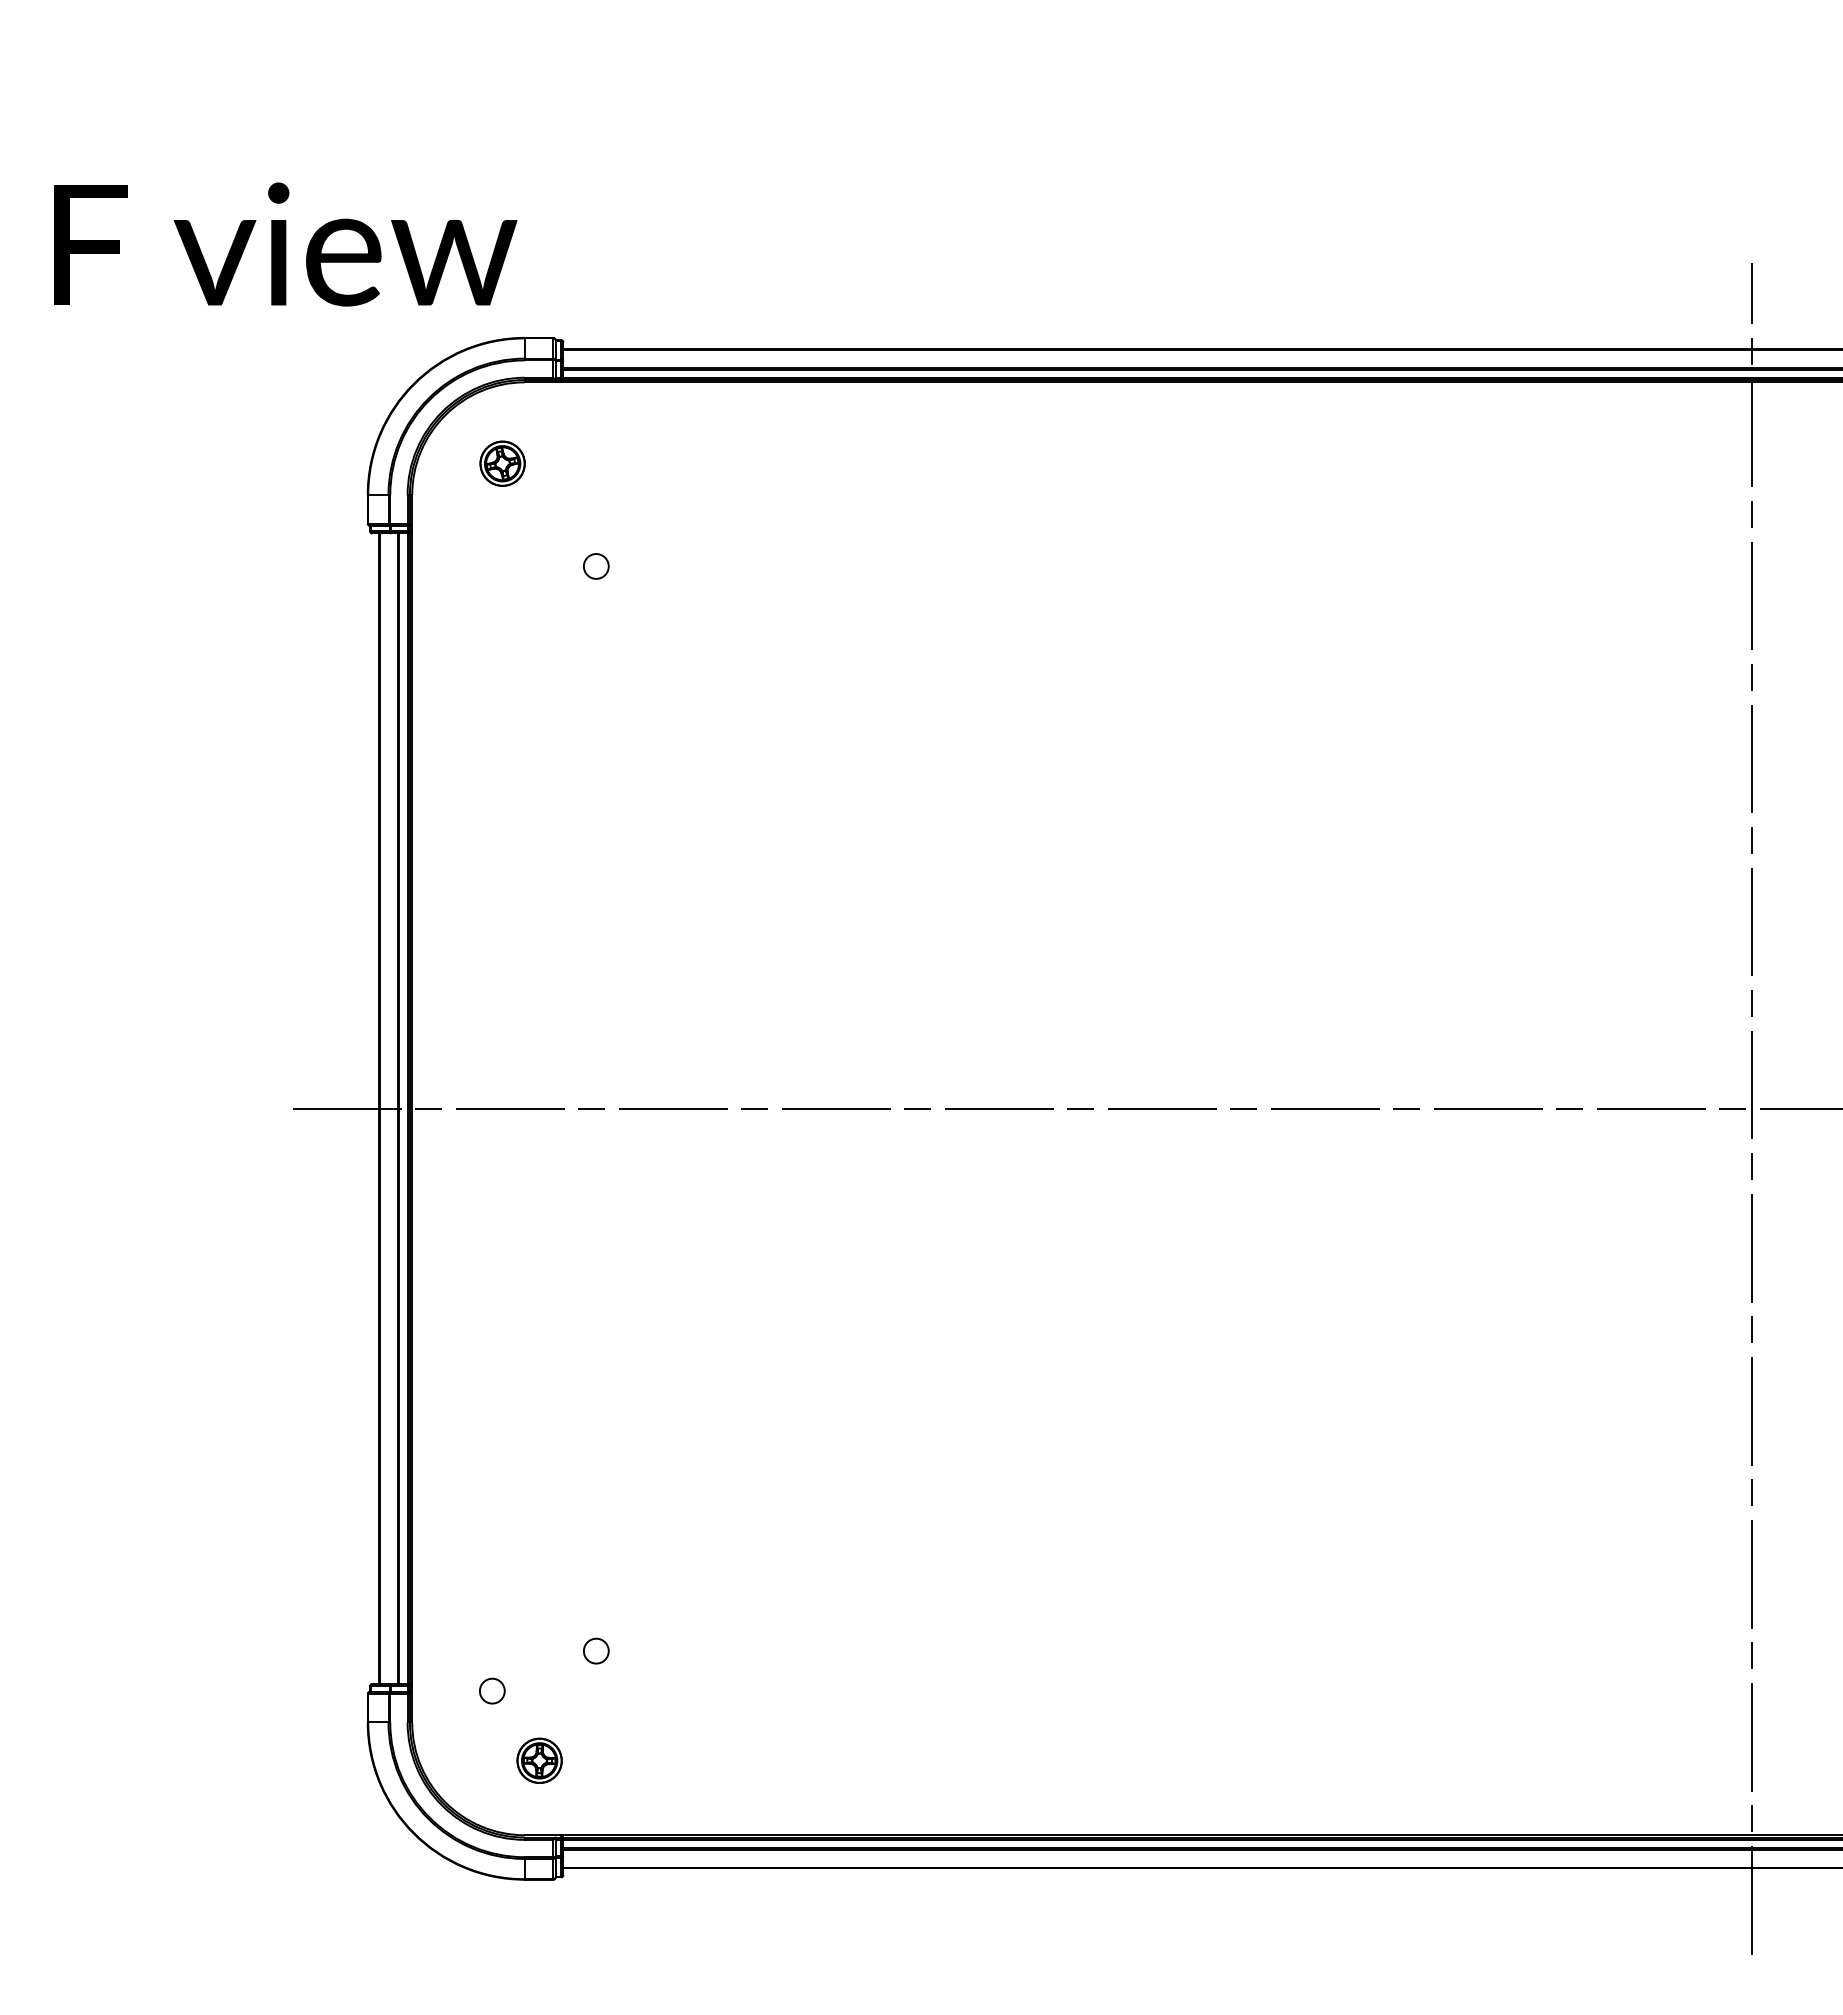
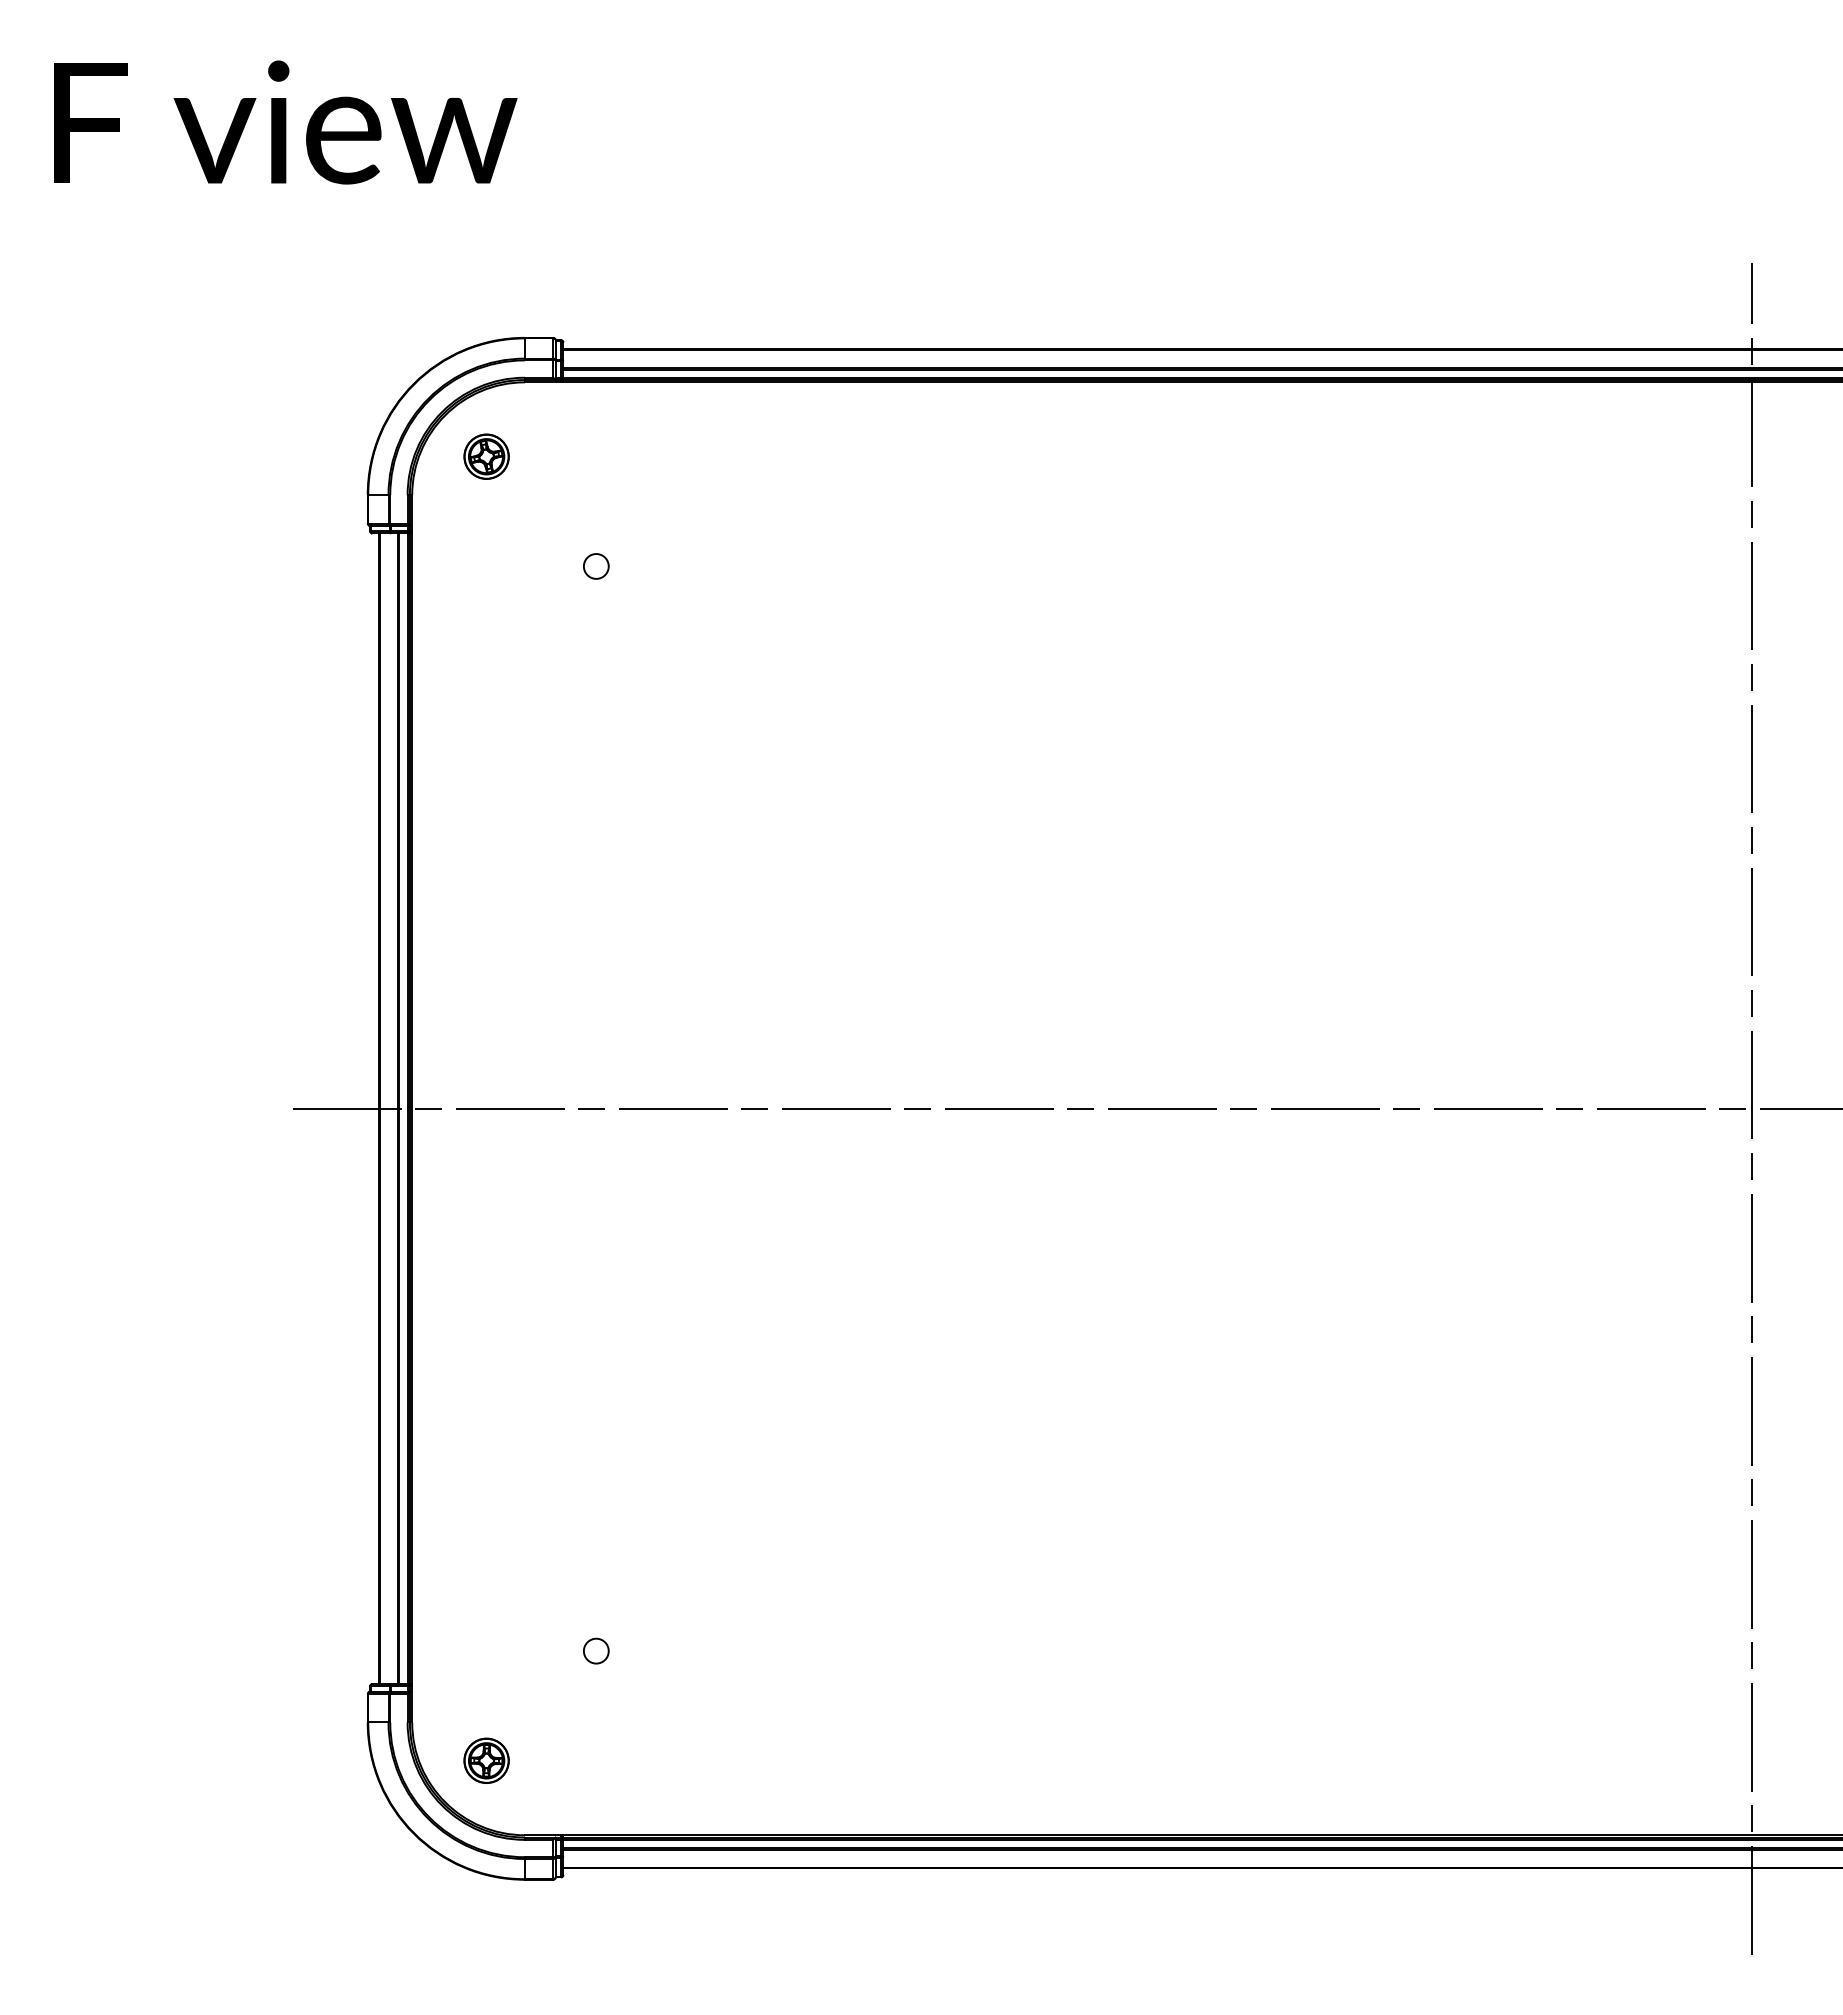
text position: (285, 244) -> (285, 122) (285, 122)
part position: (502, 463) -> (486, 456) (486, 456)
circle: present -> none (492, 1690)
part position: (539, 1760) -> (486, 1760) (486, 1760)
